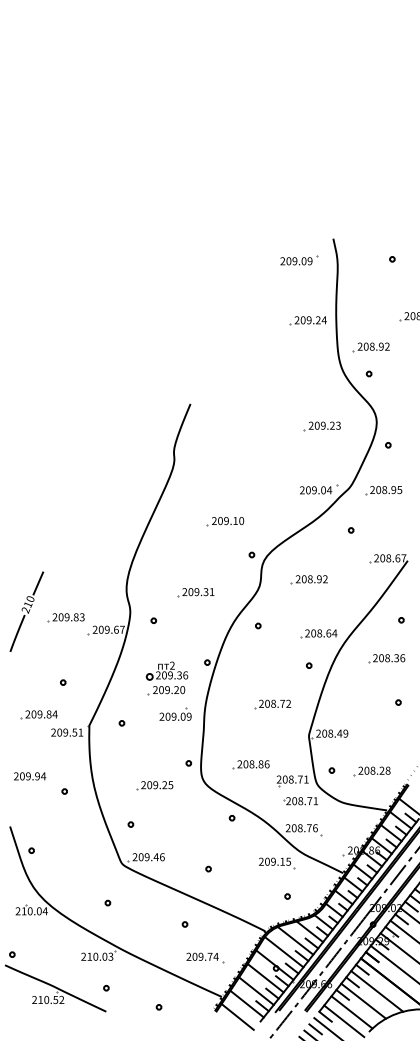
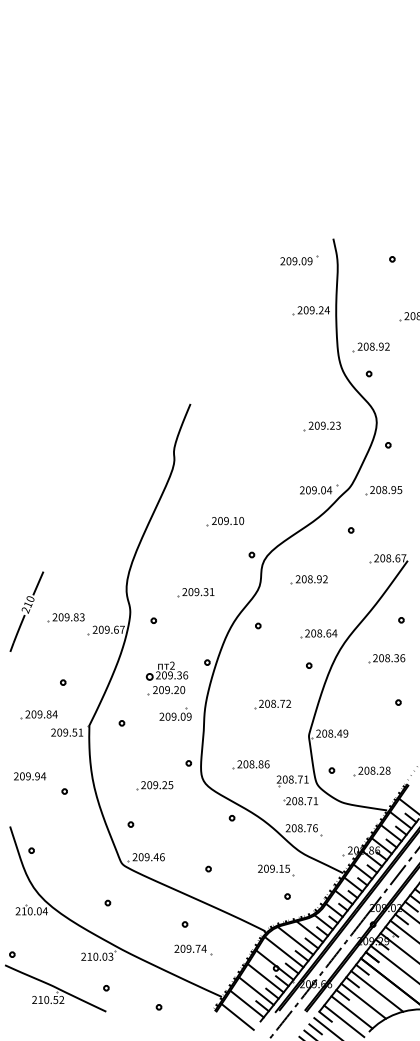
part position: (307, 320) -> (310, 310) (310, 310)
part position: (277, 863) -> (276, 870) (276, 870)
part position: (205, 957) -> (193, 949) (193, 949)
